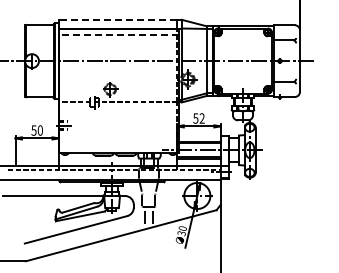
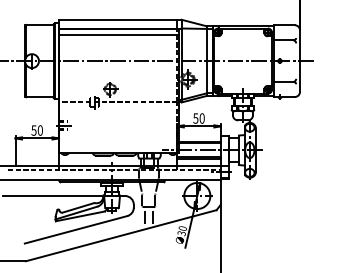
line: dashed -> solid (117, 19)
line: dashed -> solid (118, 35)
text: 52 -> 50 (201, 118)
